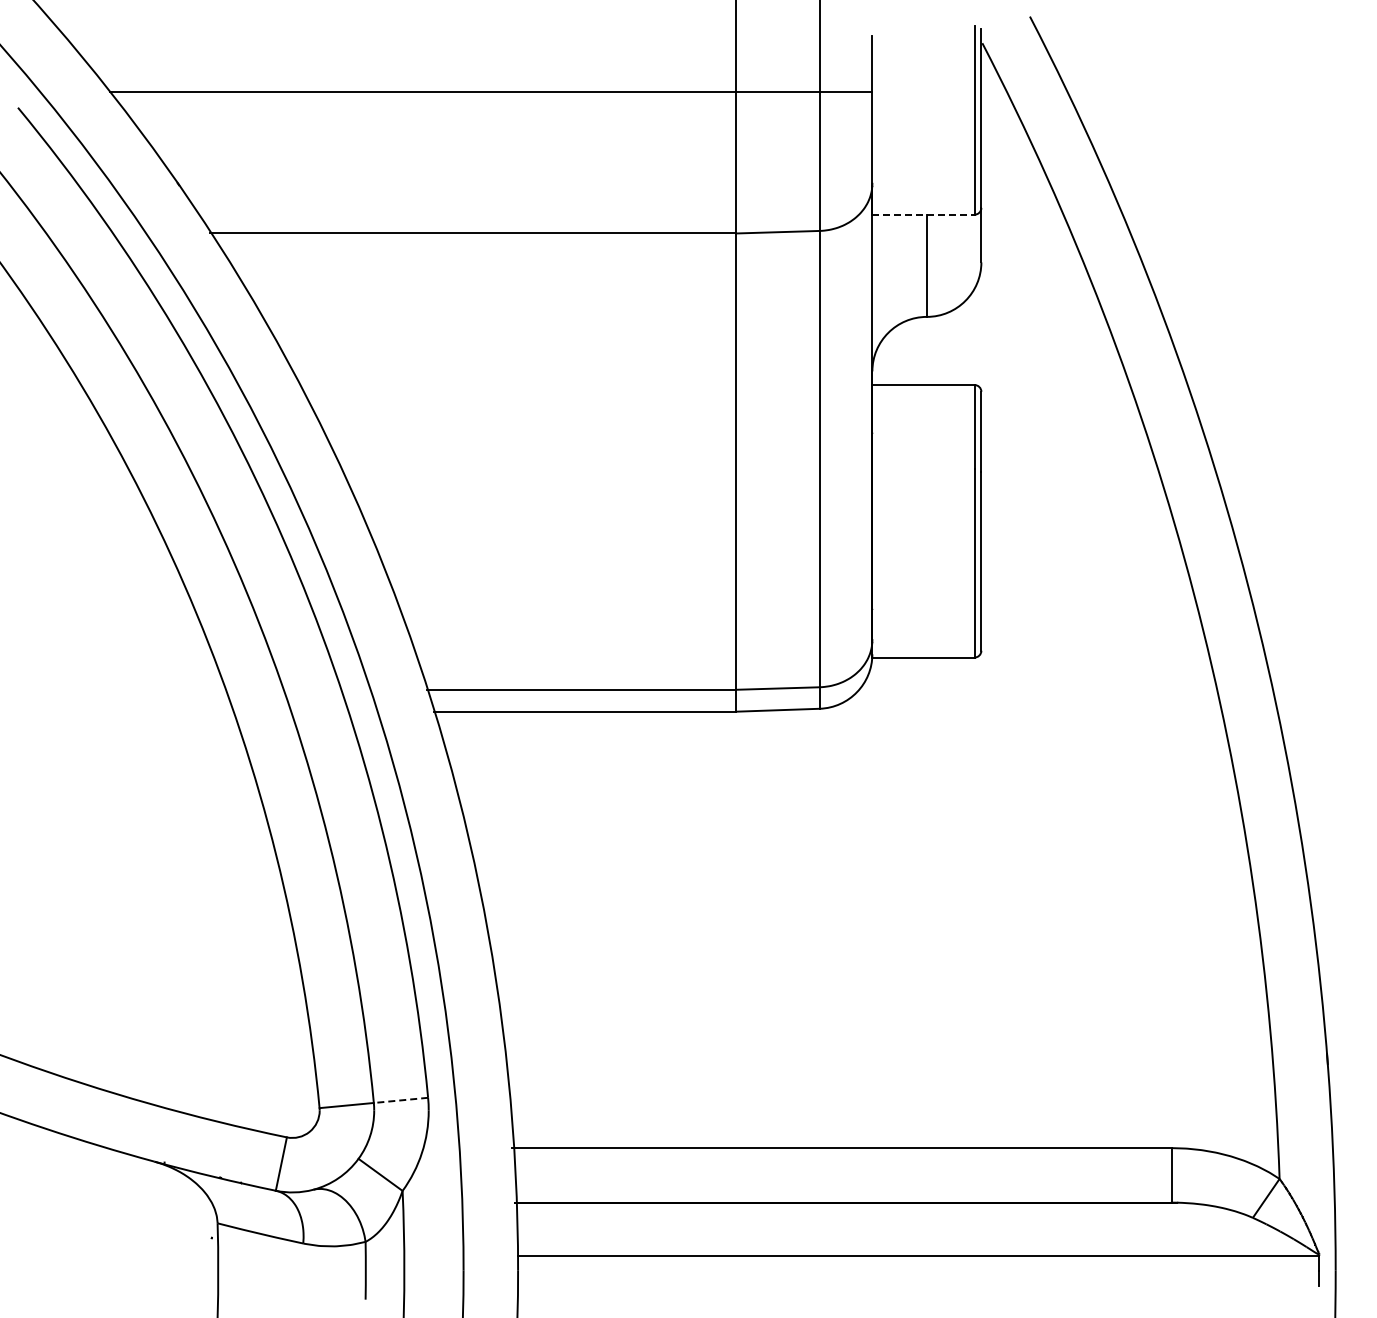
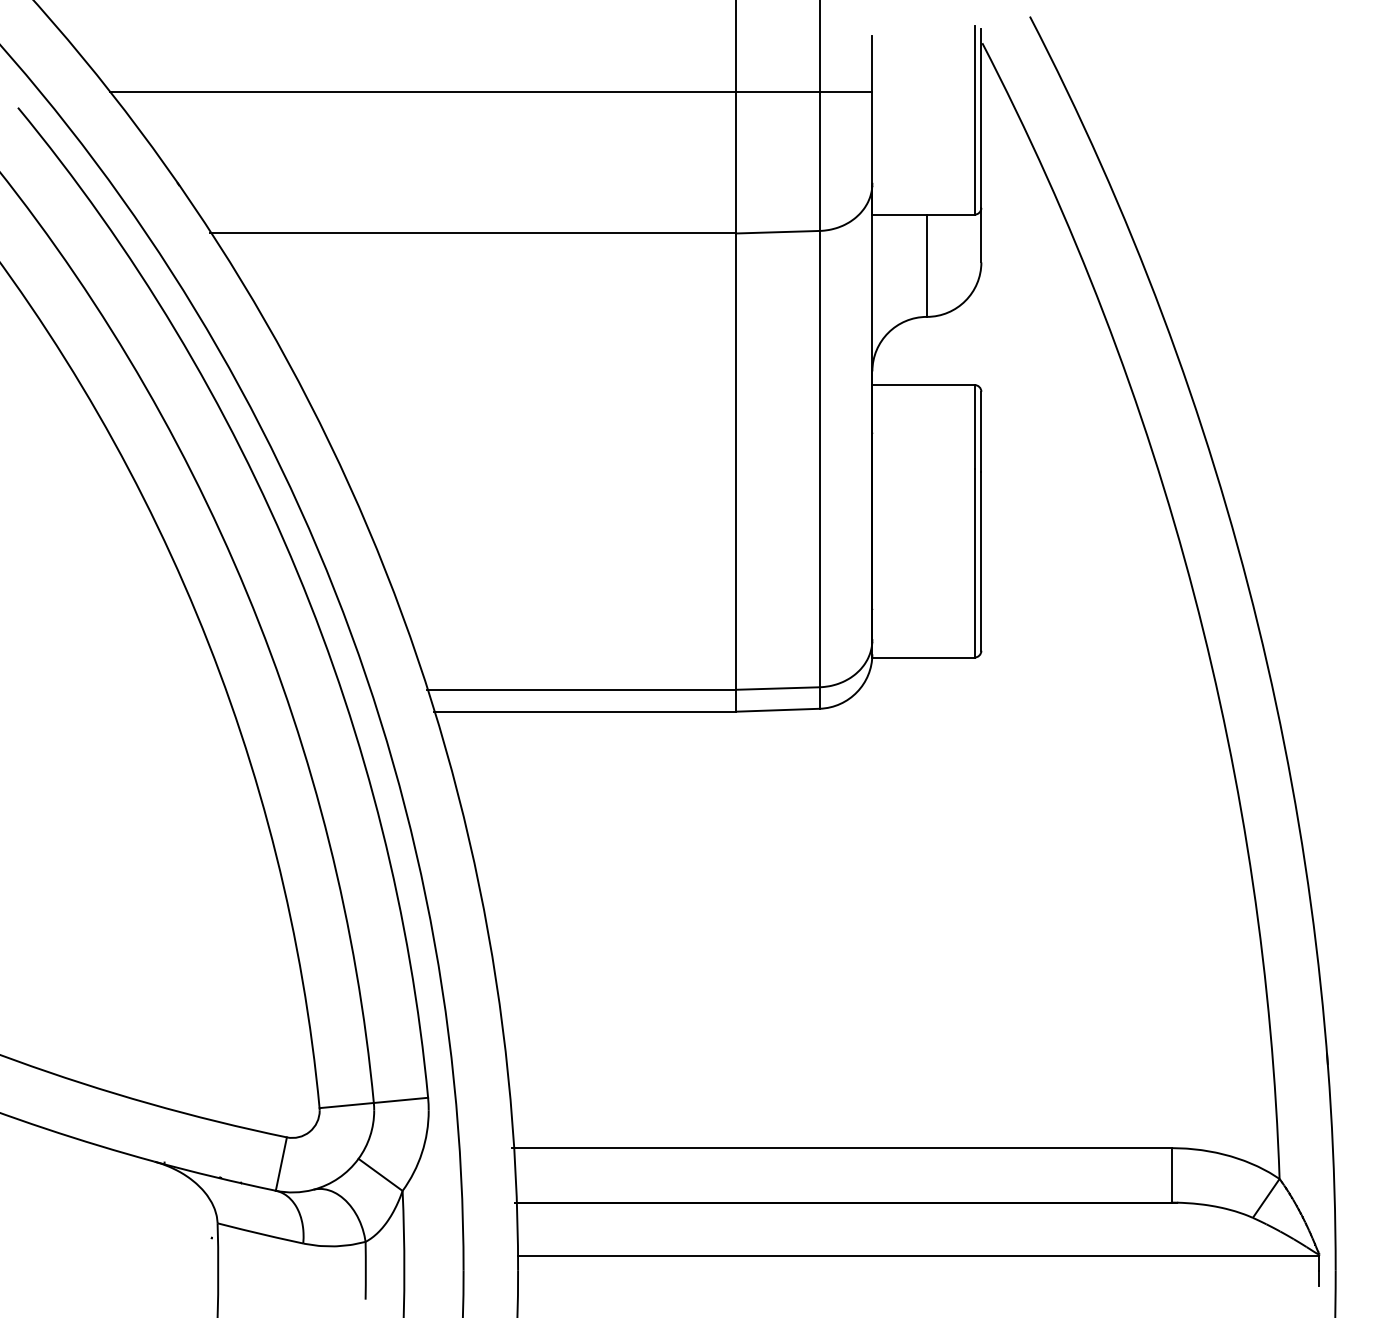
line: dashed -> solid (923, 214)
line: dashed -> solid (400, 1100)
